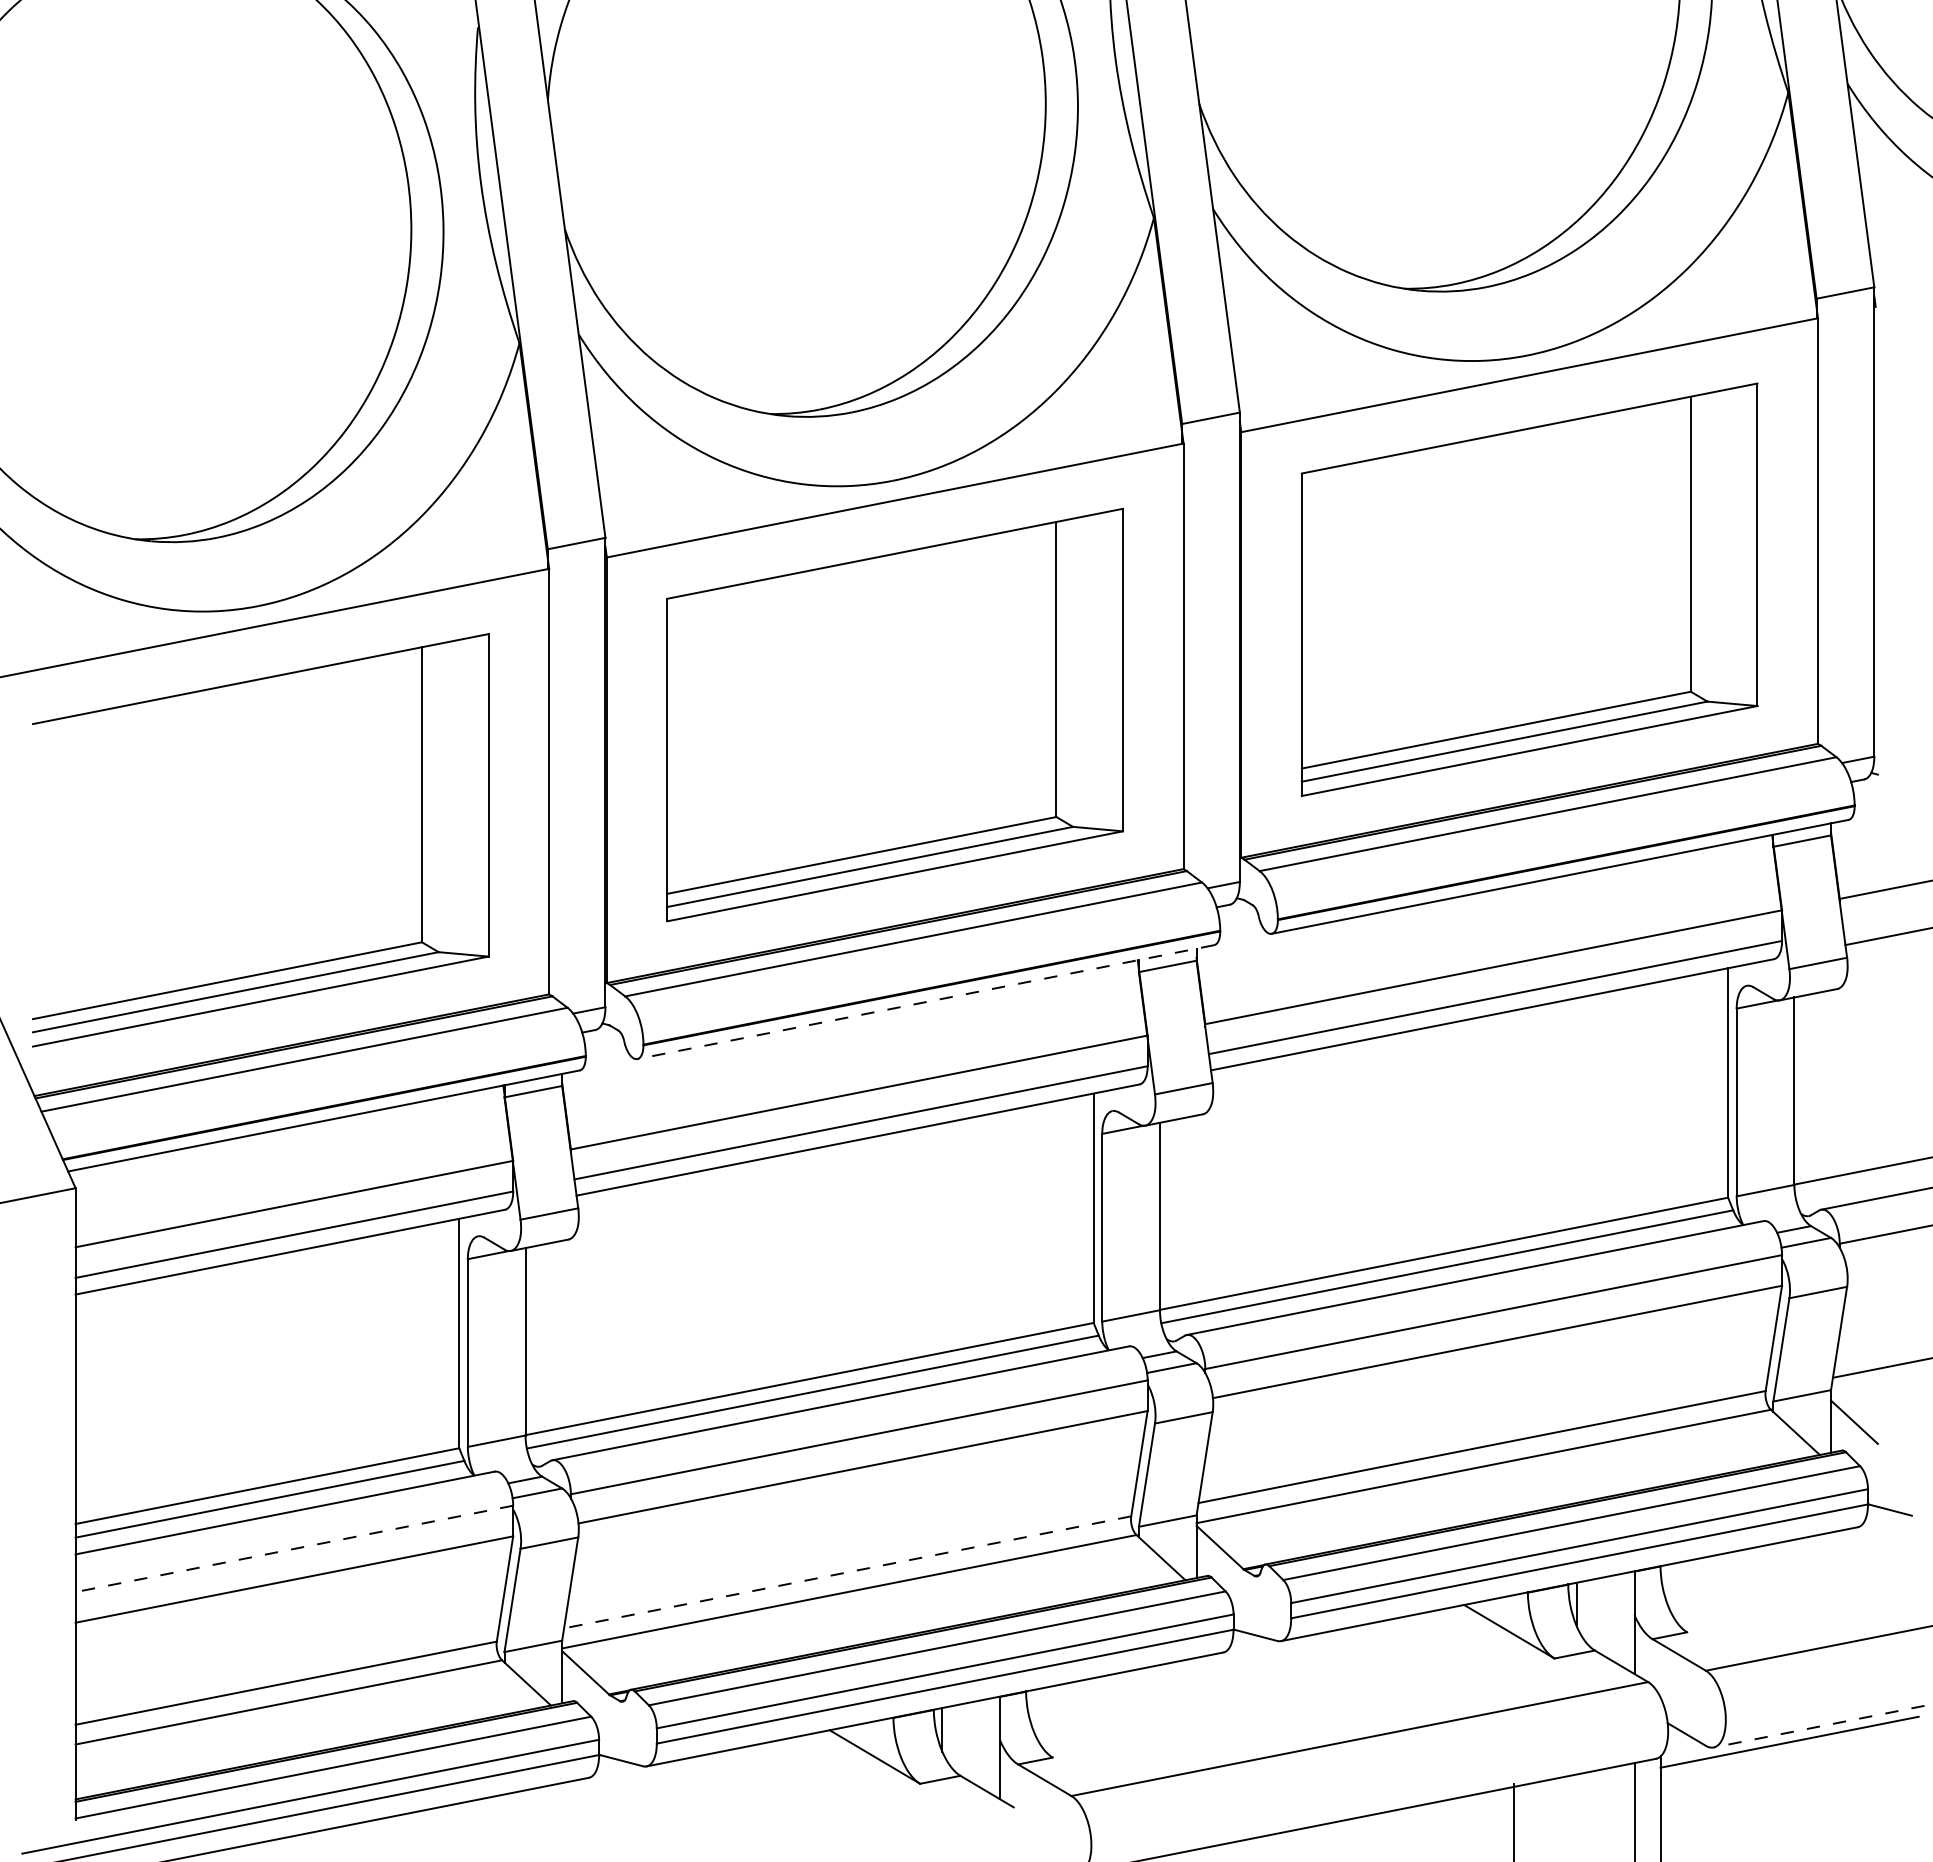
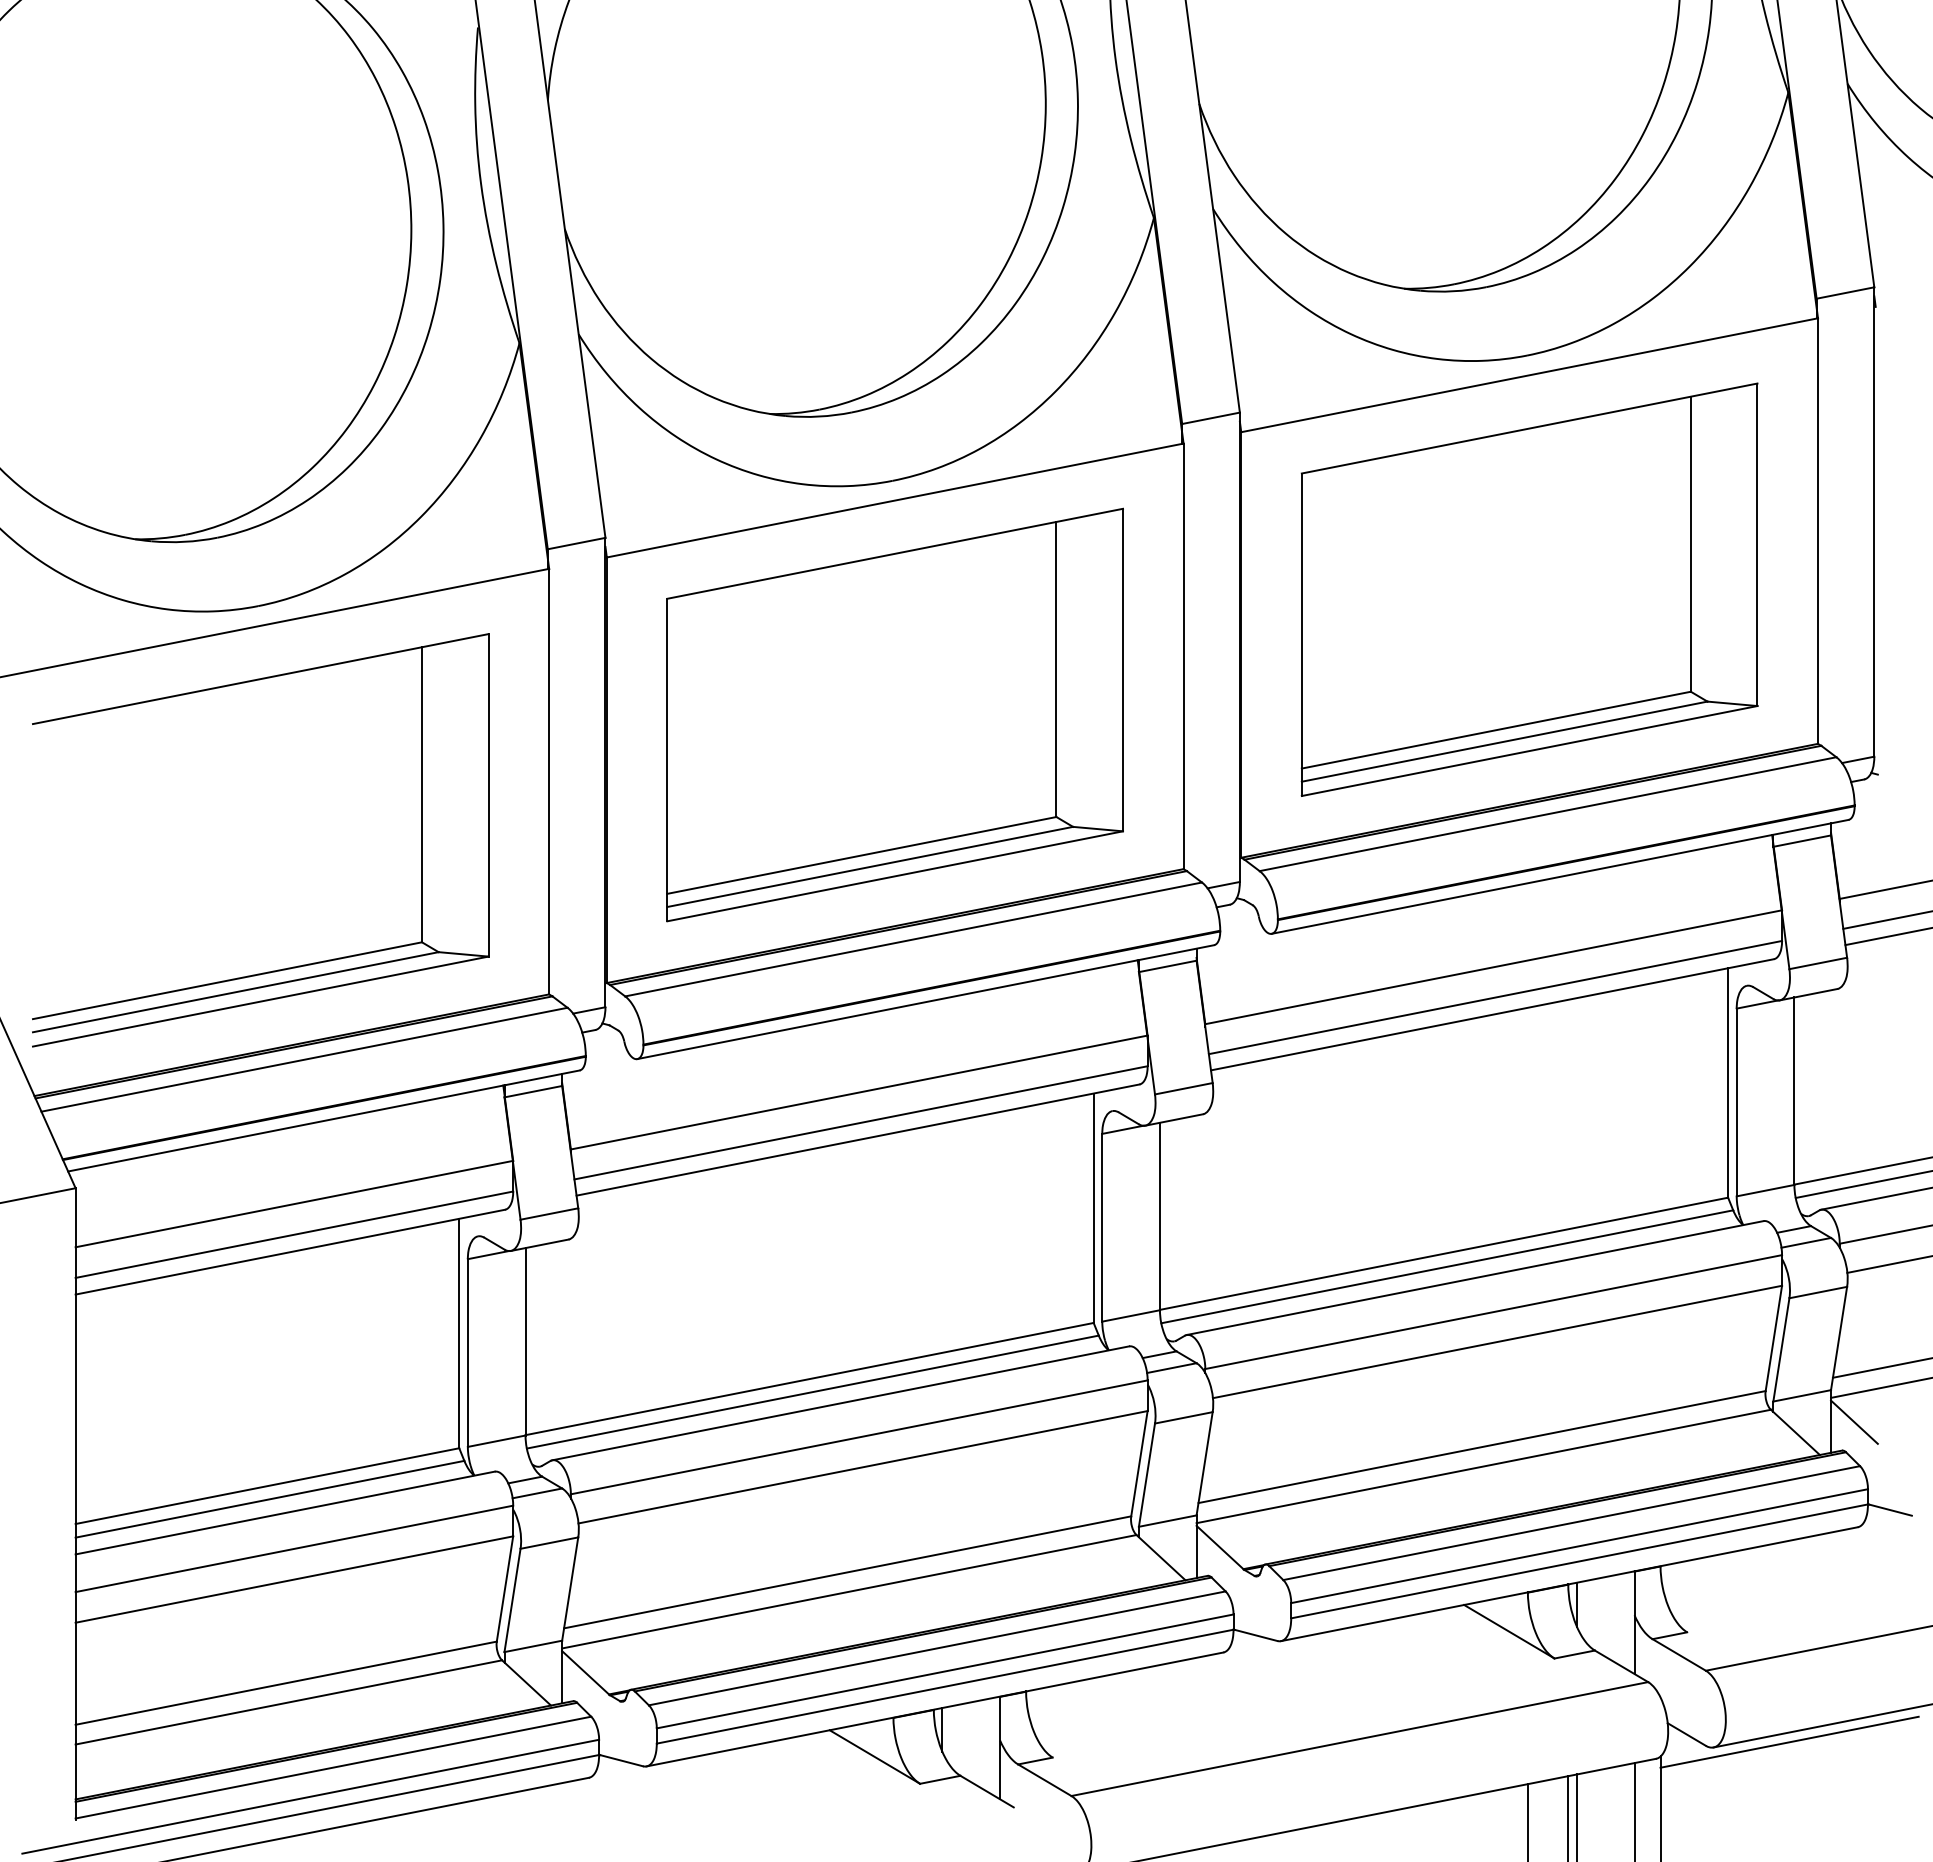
line: none -> present (1886, 919)
line: dashed -> solid (925, 1002)
line: none -> present (1862, 1184)
line: none -> present (1888, 1264)
line: none -> present (1880, 1387)
line: dashed -> solid (293, 1548)
line: dashed -> solid (847, 1572)
line: dashed -> solid (1822, 1725)
line: none -> present (1576, 1816)
line: none -> present (1568, 1817)
line position: (1513, 1821) -> (1527, 1821) (1527, 1821)
